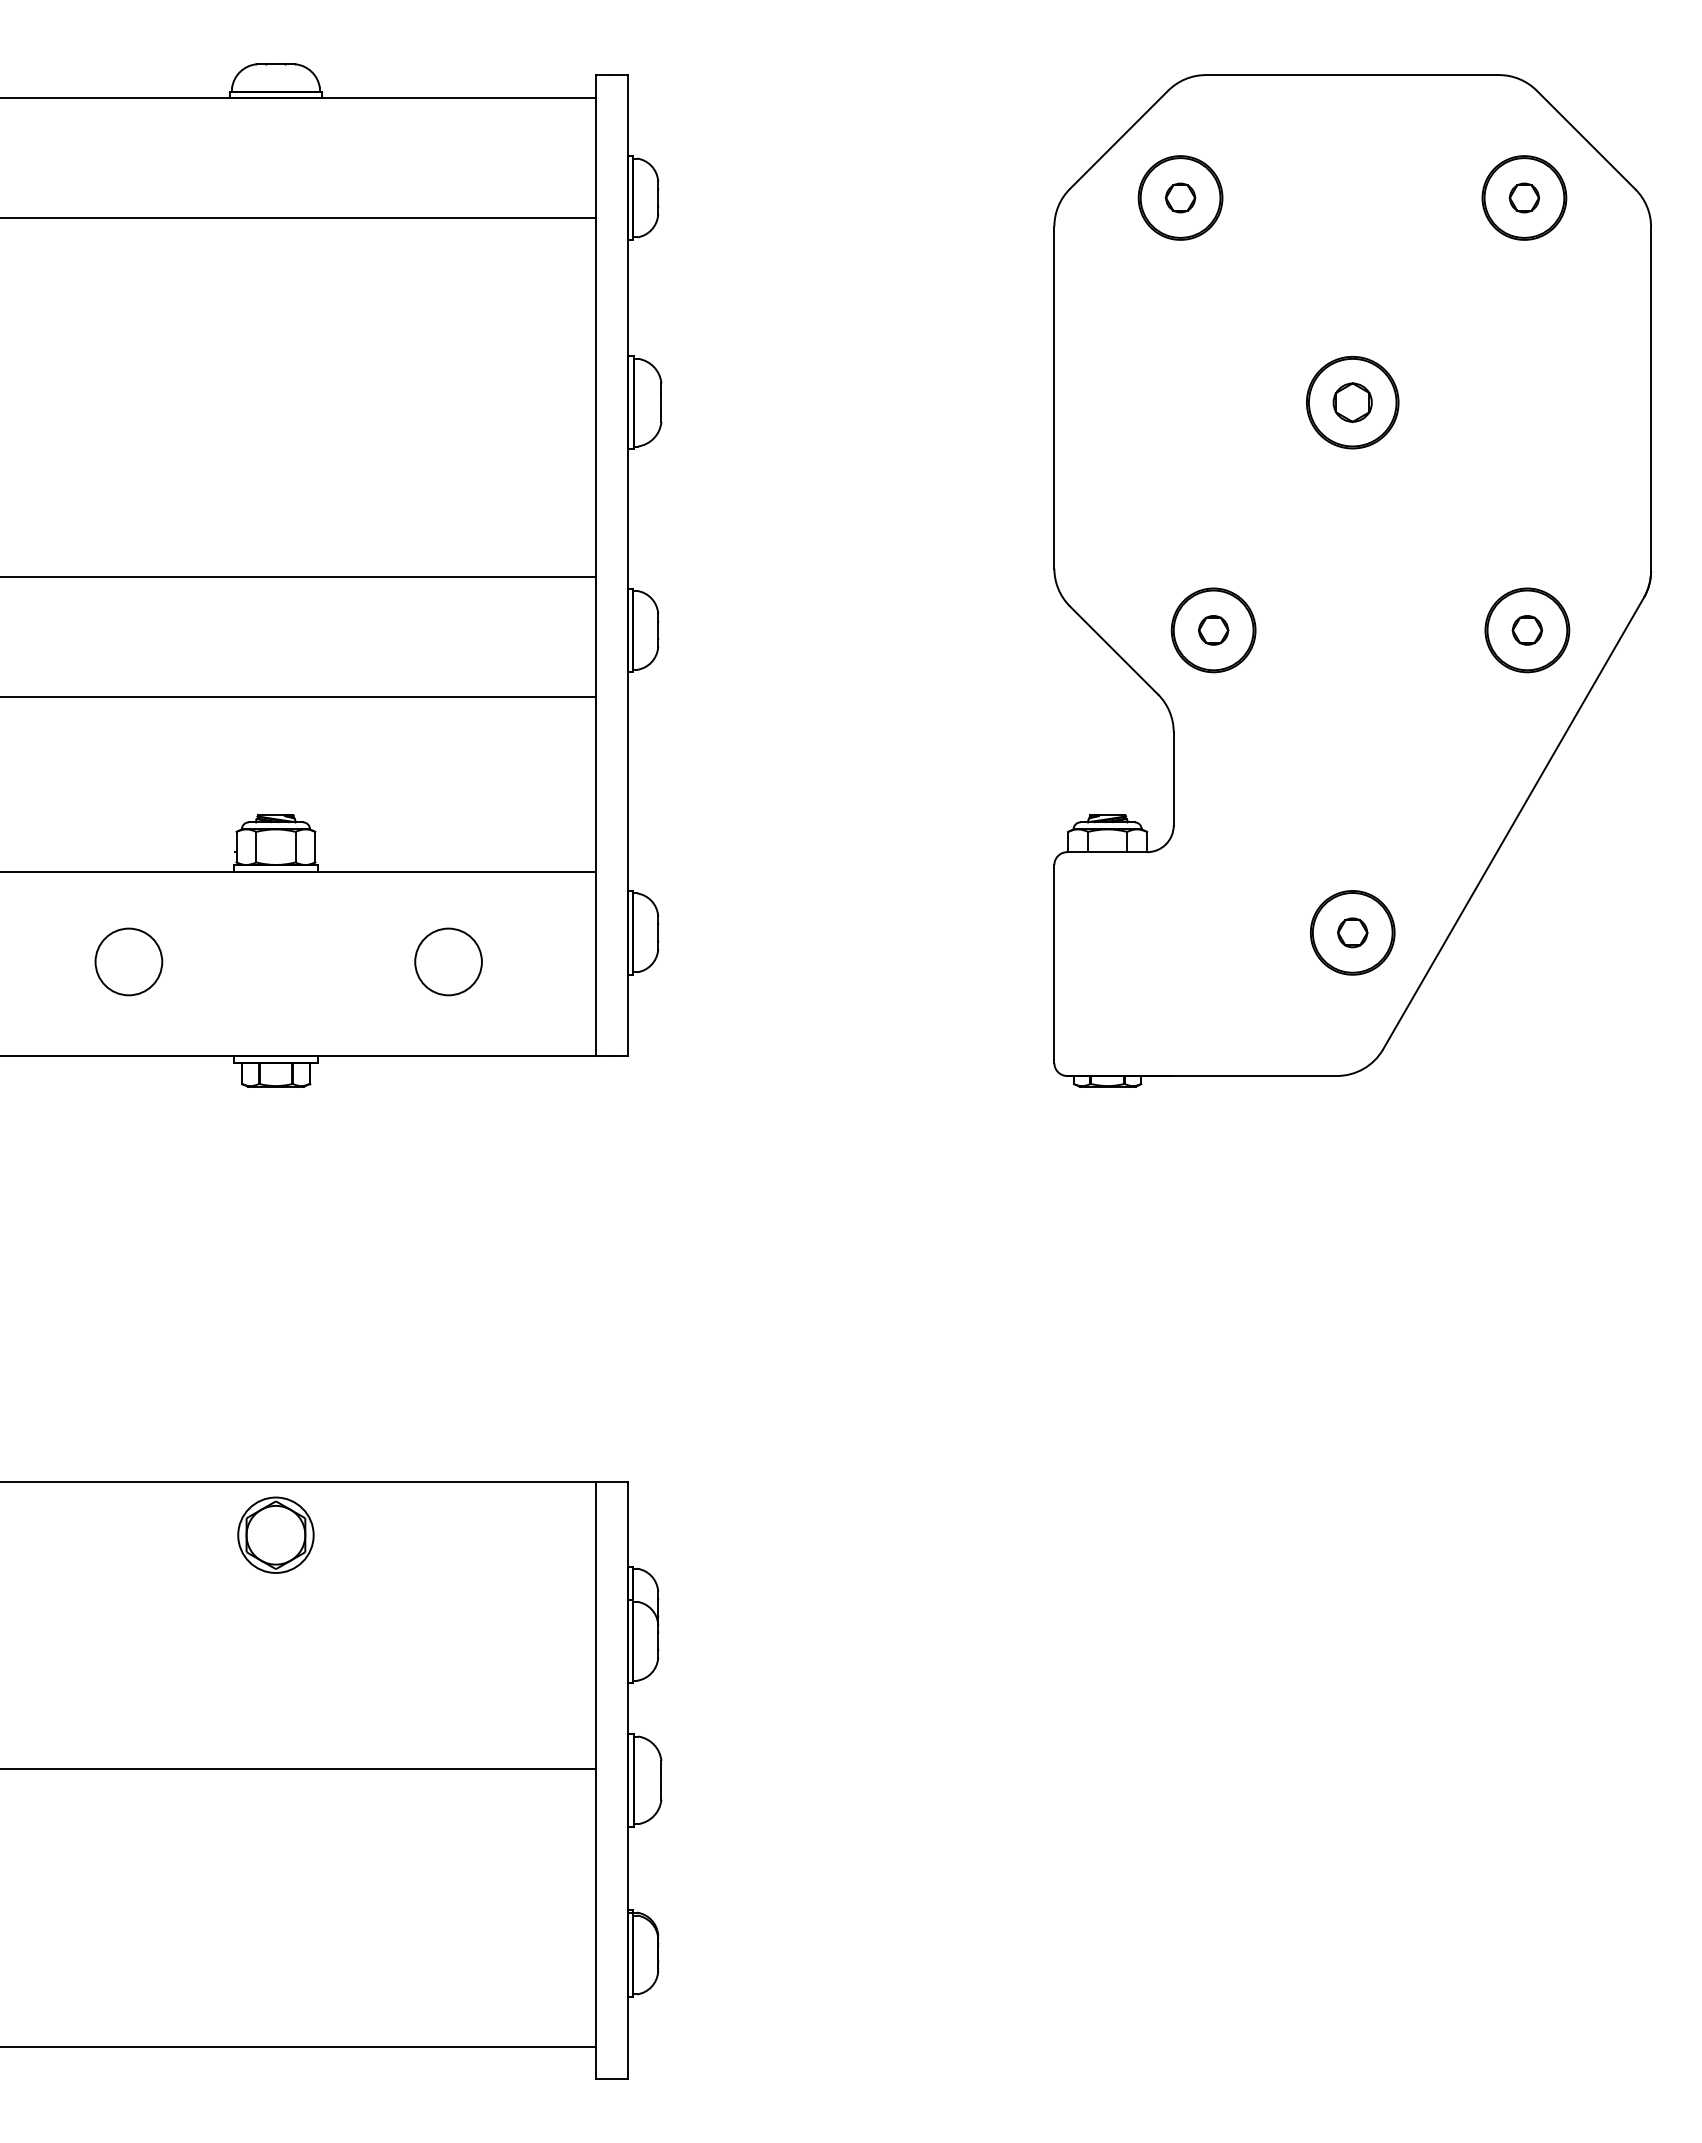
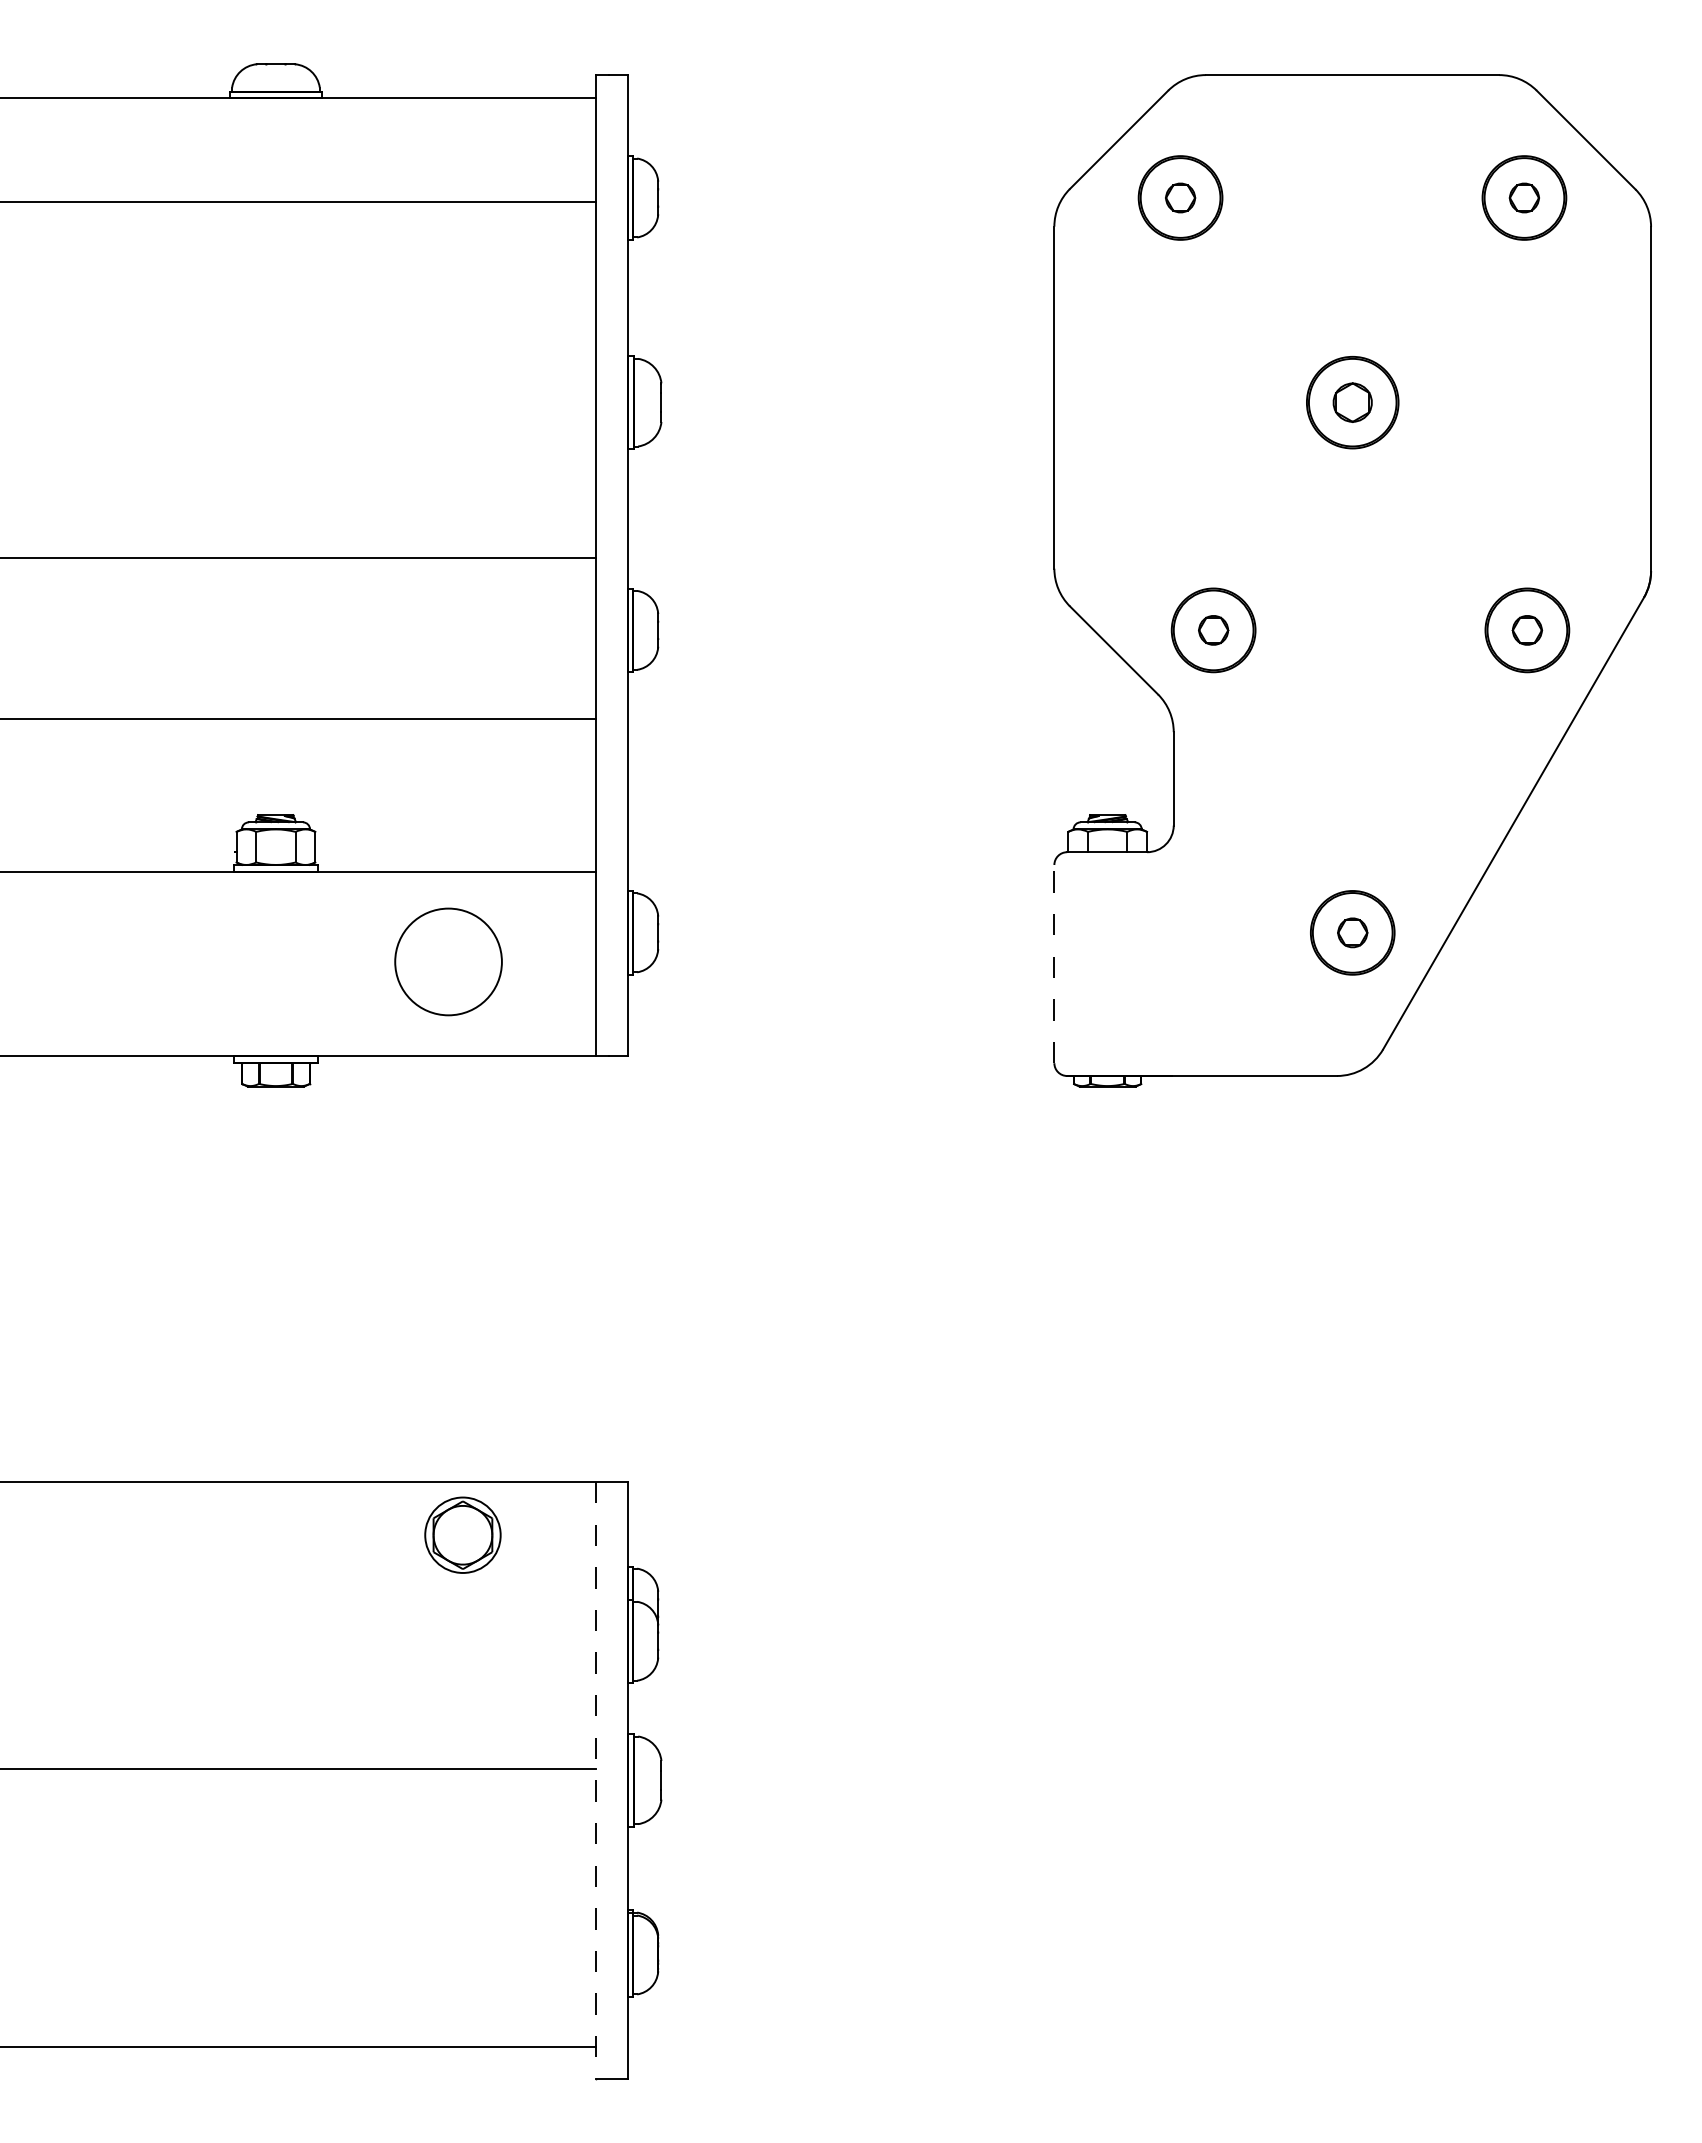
line position: (298, 218) -> (298, 202) (298, 202)
line position: (298, 576) -> (298, 557) (298, 557)
line position: (298, 697) -> (298, 719) (298, 719)
circle: present -> none (128, 961)
circle diameter: 67 px -> 107 px (448, 961)
line: solid -> dashed (1054, 963)
part position: (275, 1534) -> (462, 1534) (462, 1534)
line: solid -> dashed (595, 1780)
